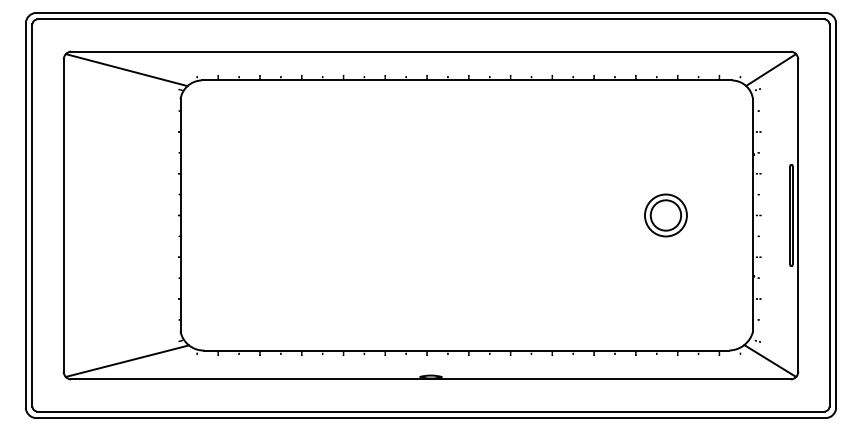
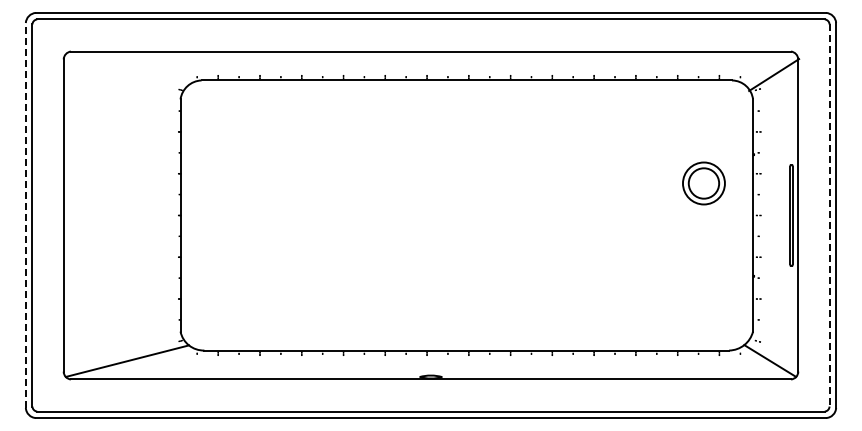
line position: (771, 69) -> (774, 74) (774, 74)
line: present -> none (126, 70)
line: solid -> dashed (25, 215)
part position: (665, 215) -> (703, 183) (703, 183)
line: solid -> dashed (829, 216)
